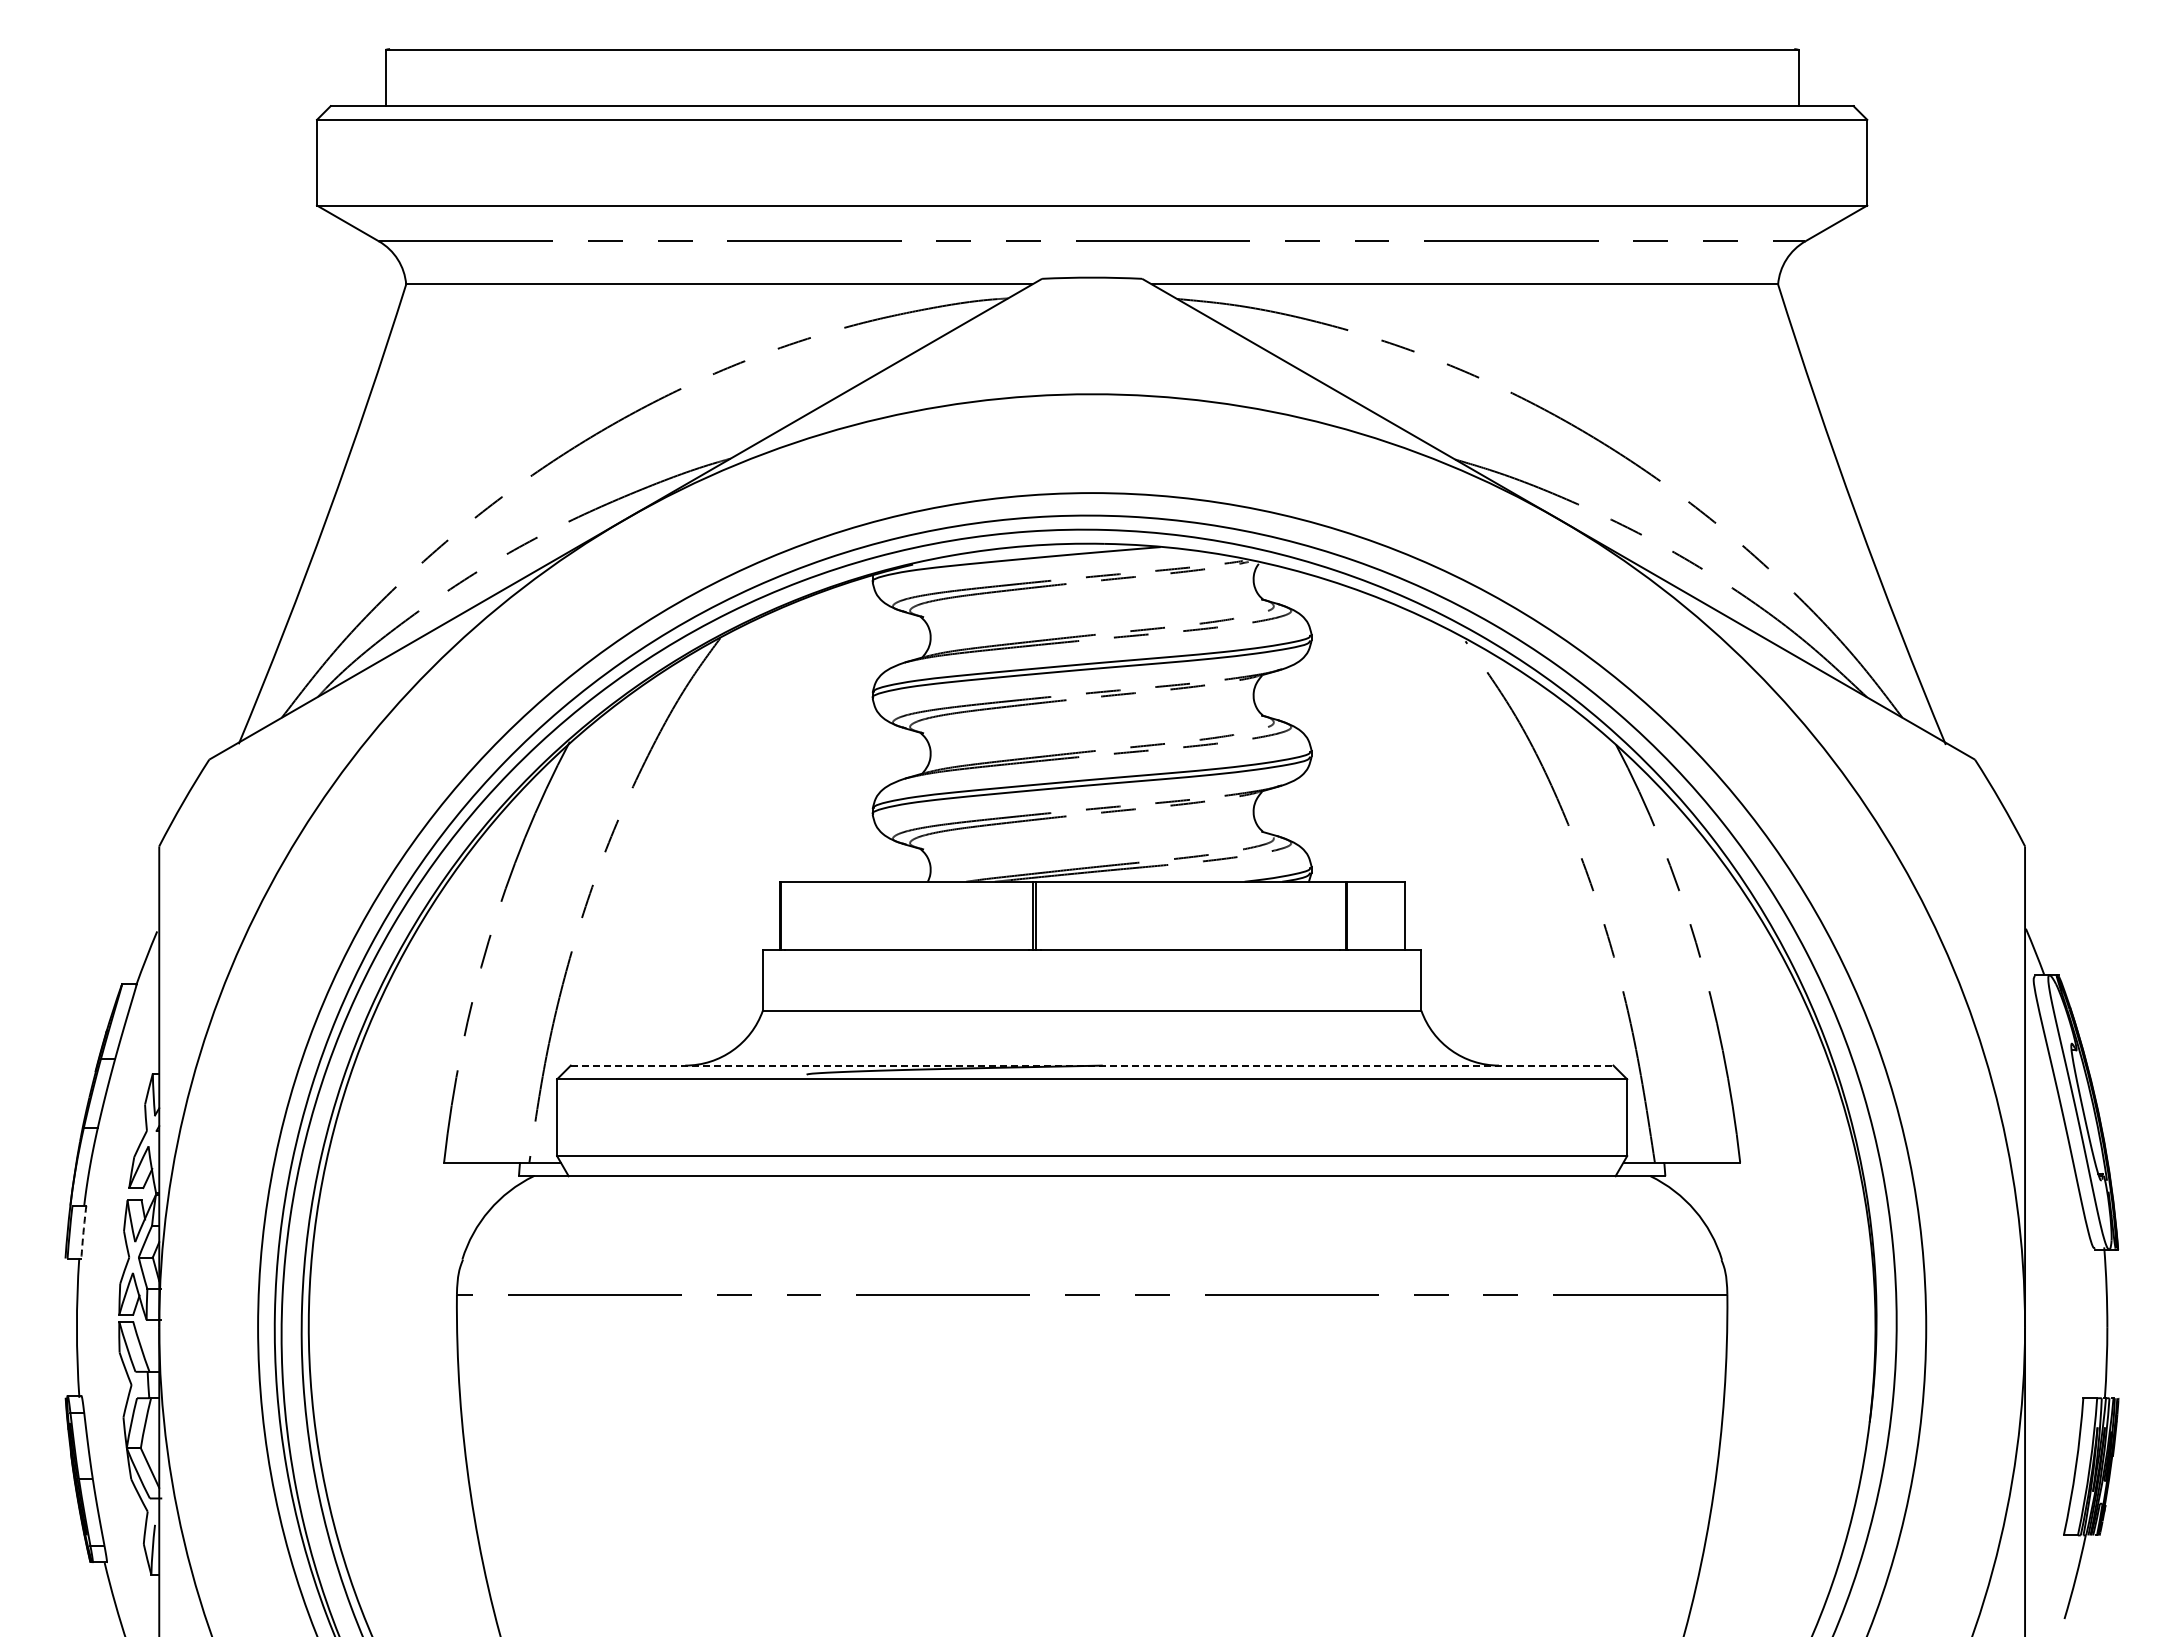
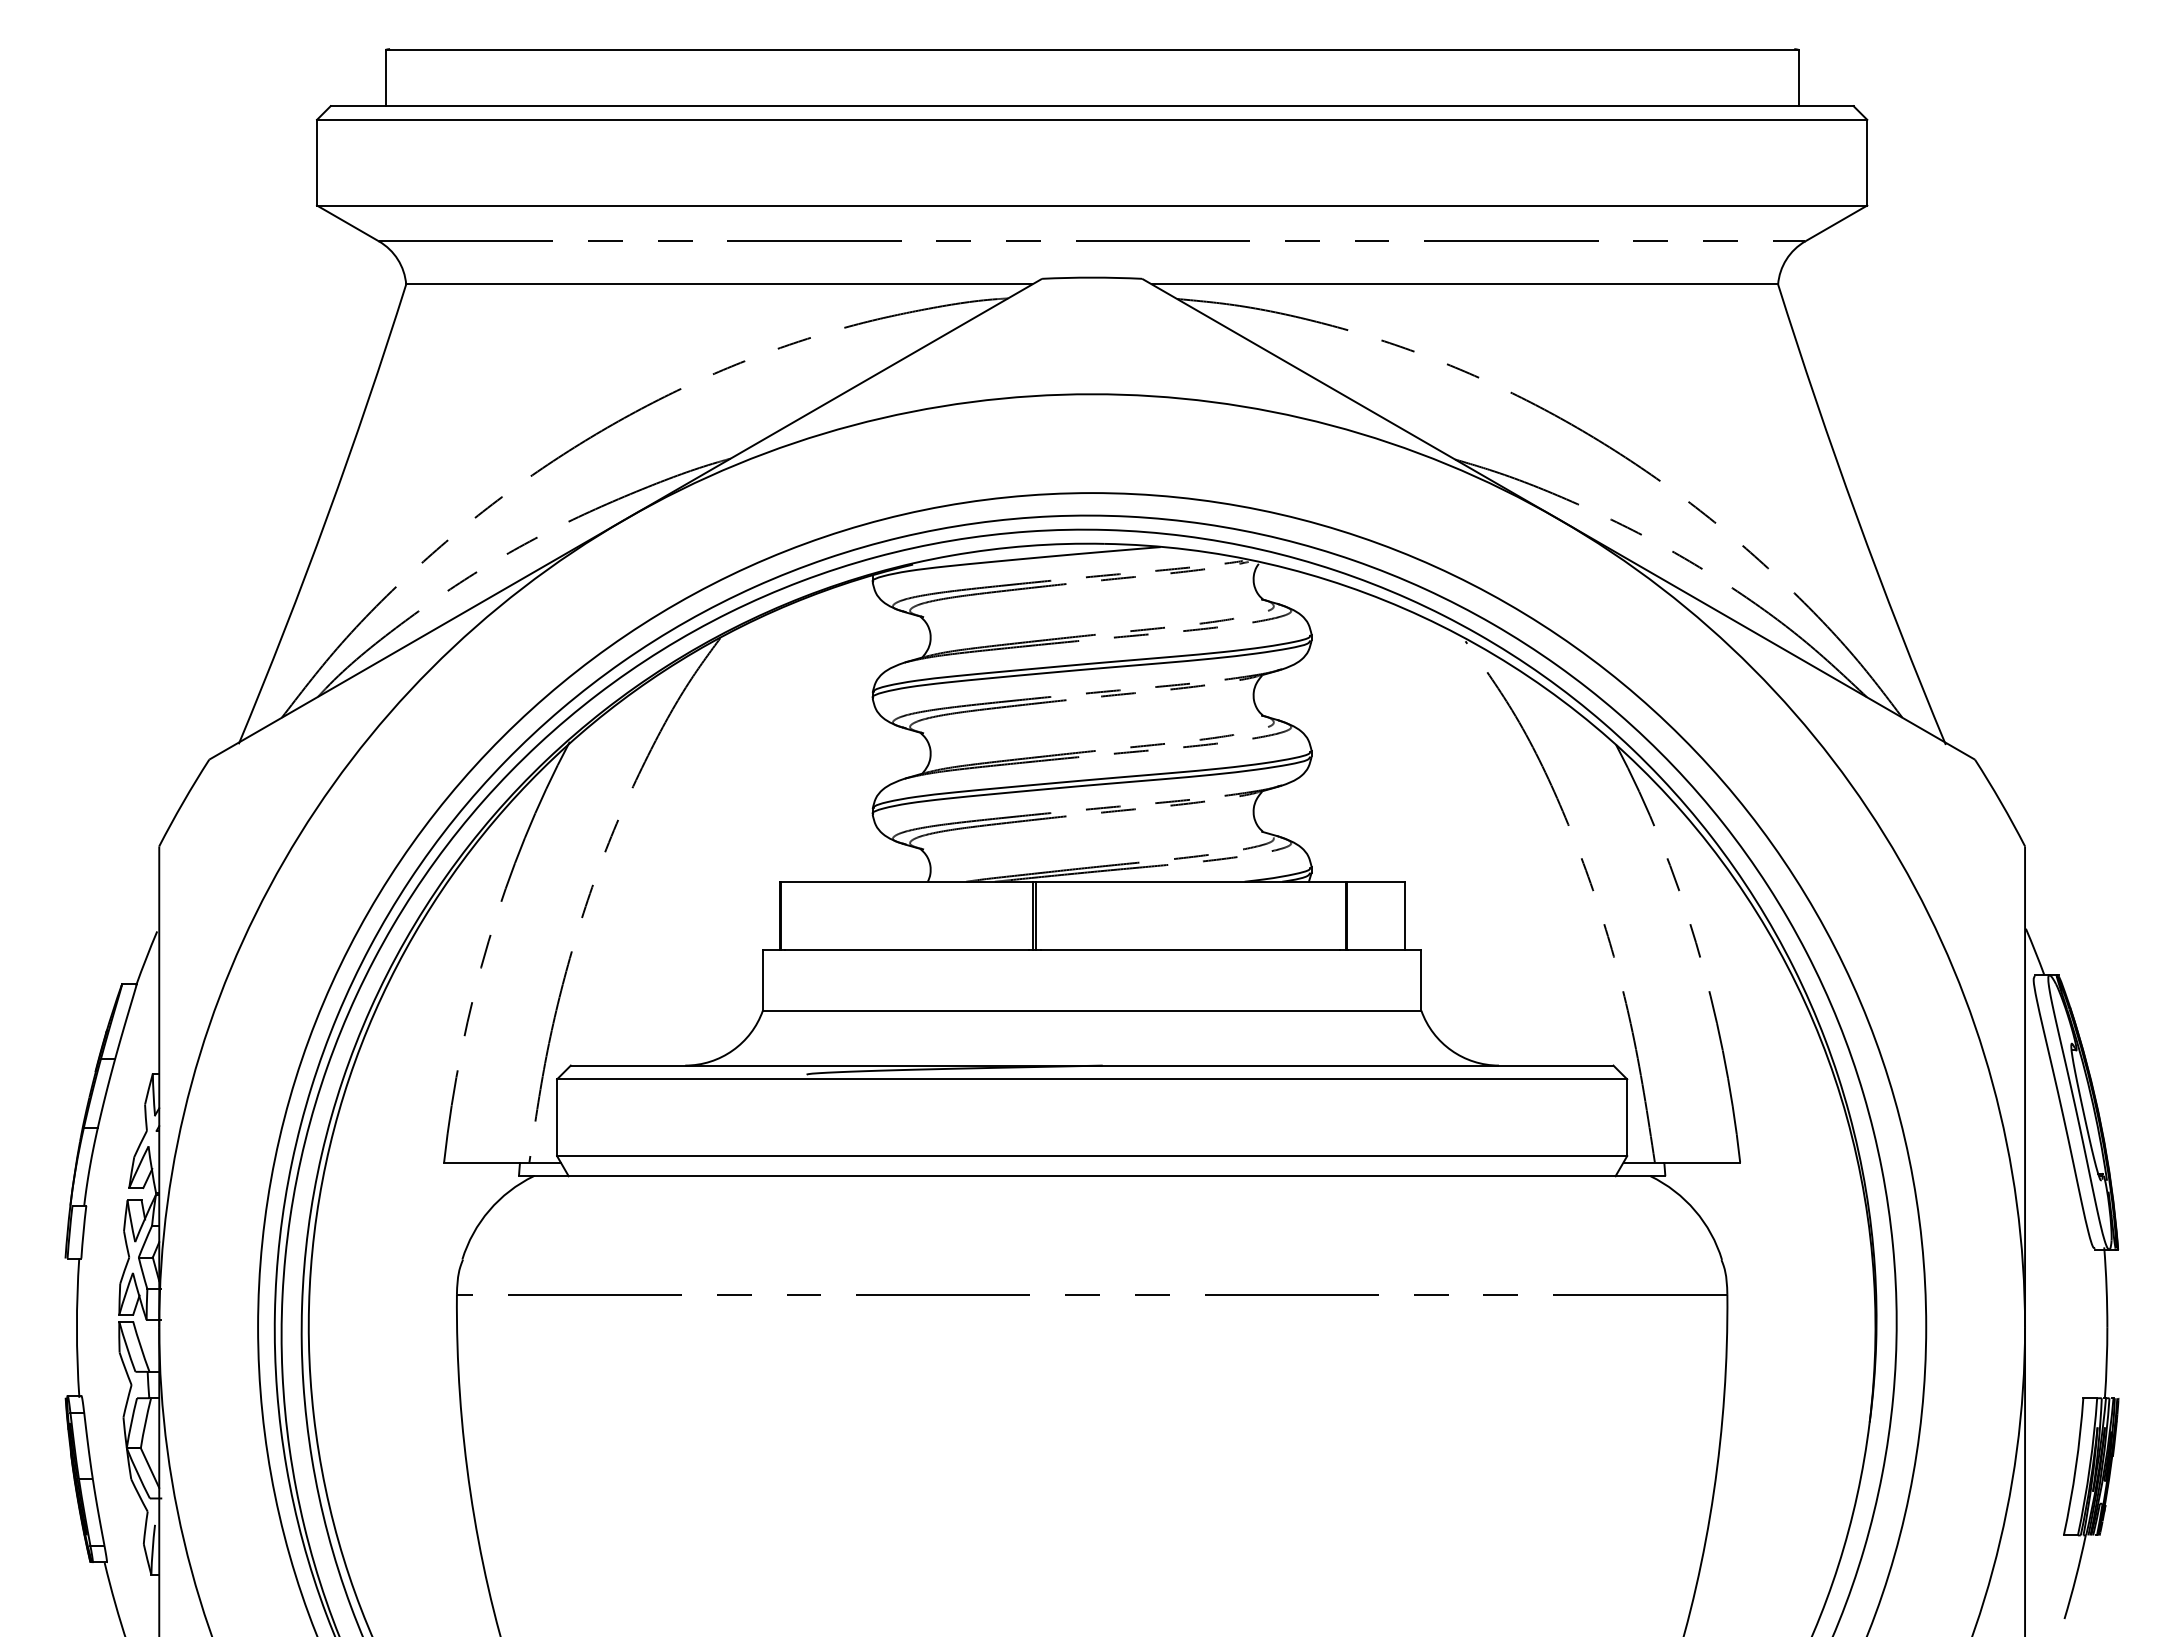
line: dashed -> solid (1092, 1065)
arc: dashed -> solid (83, 1232)
